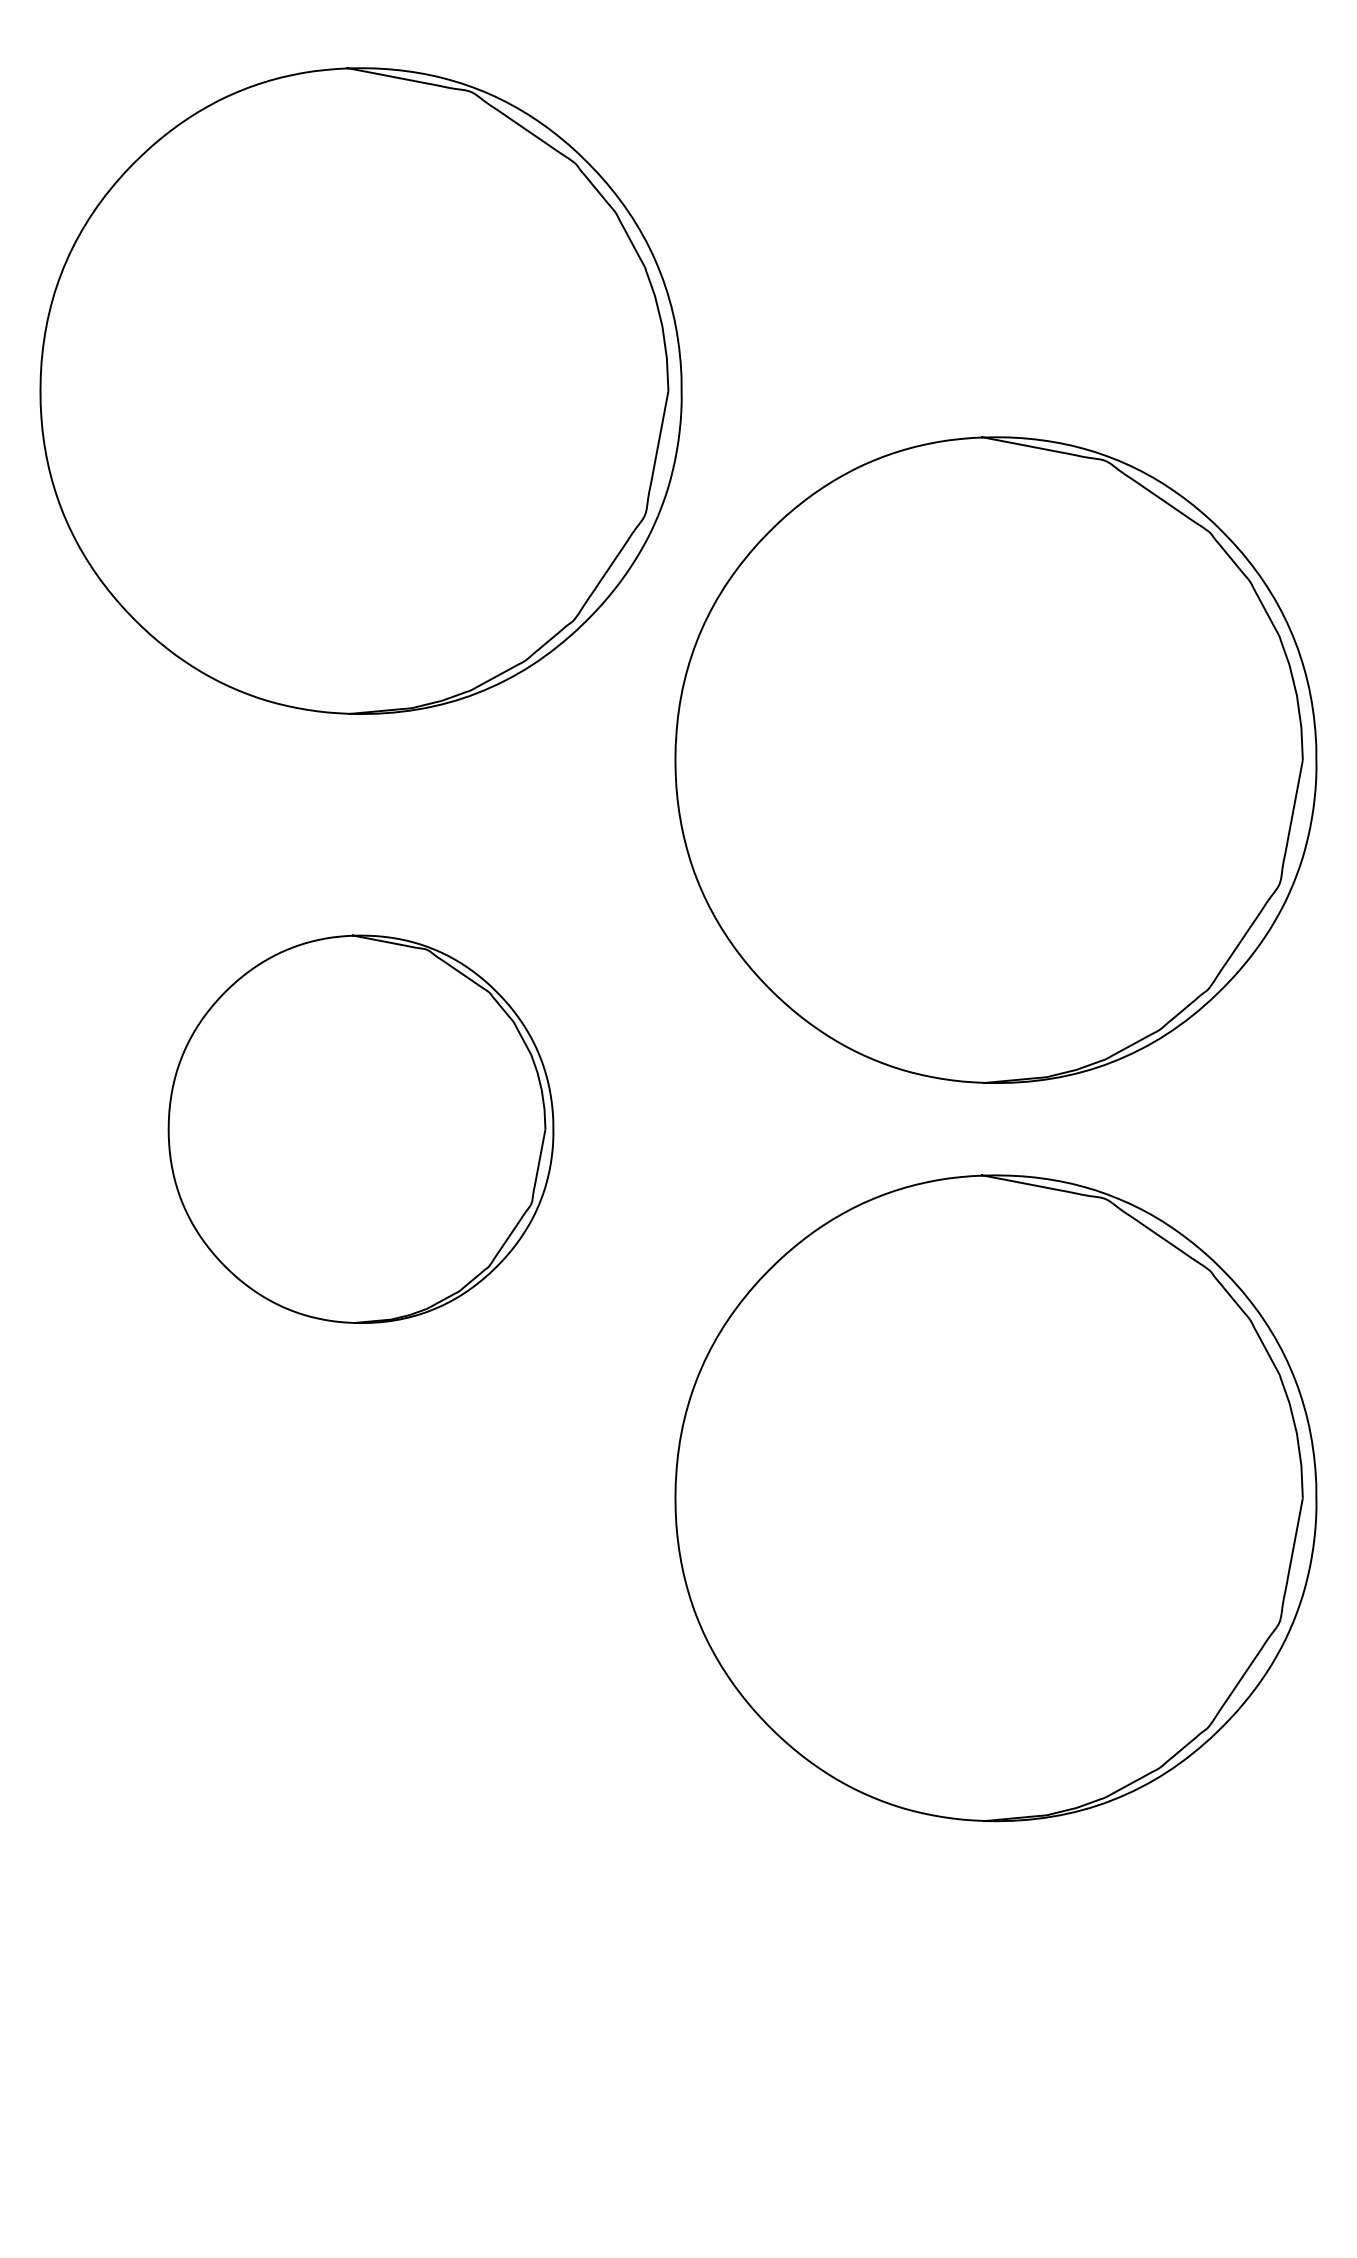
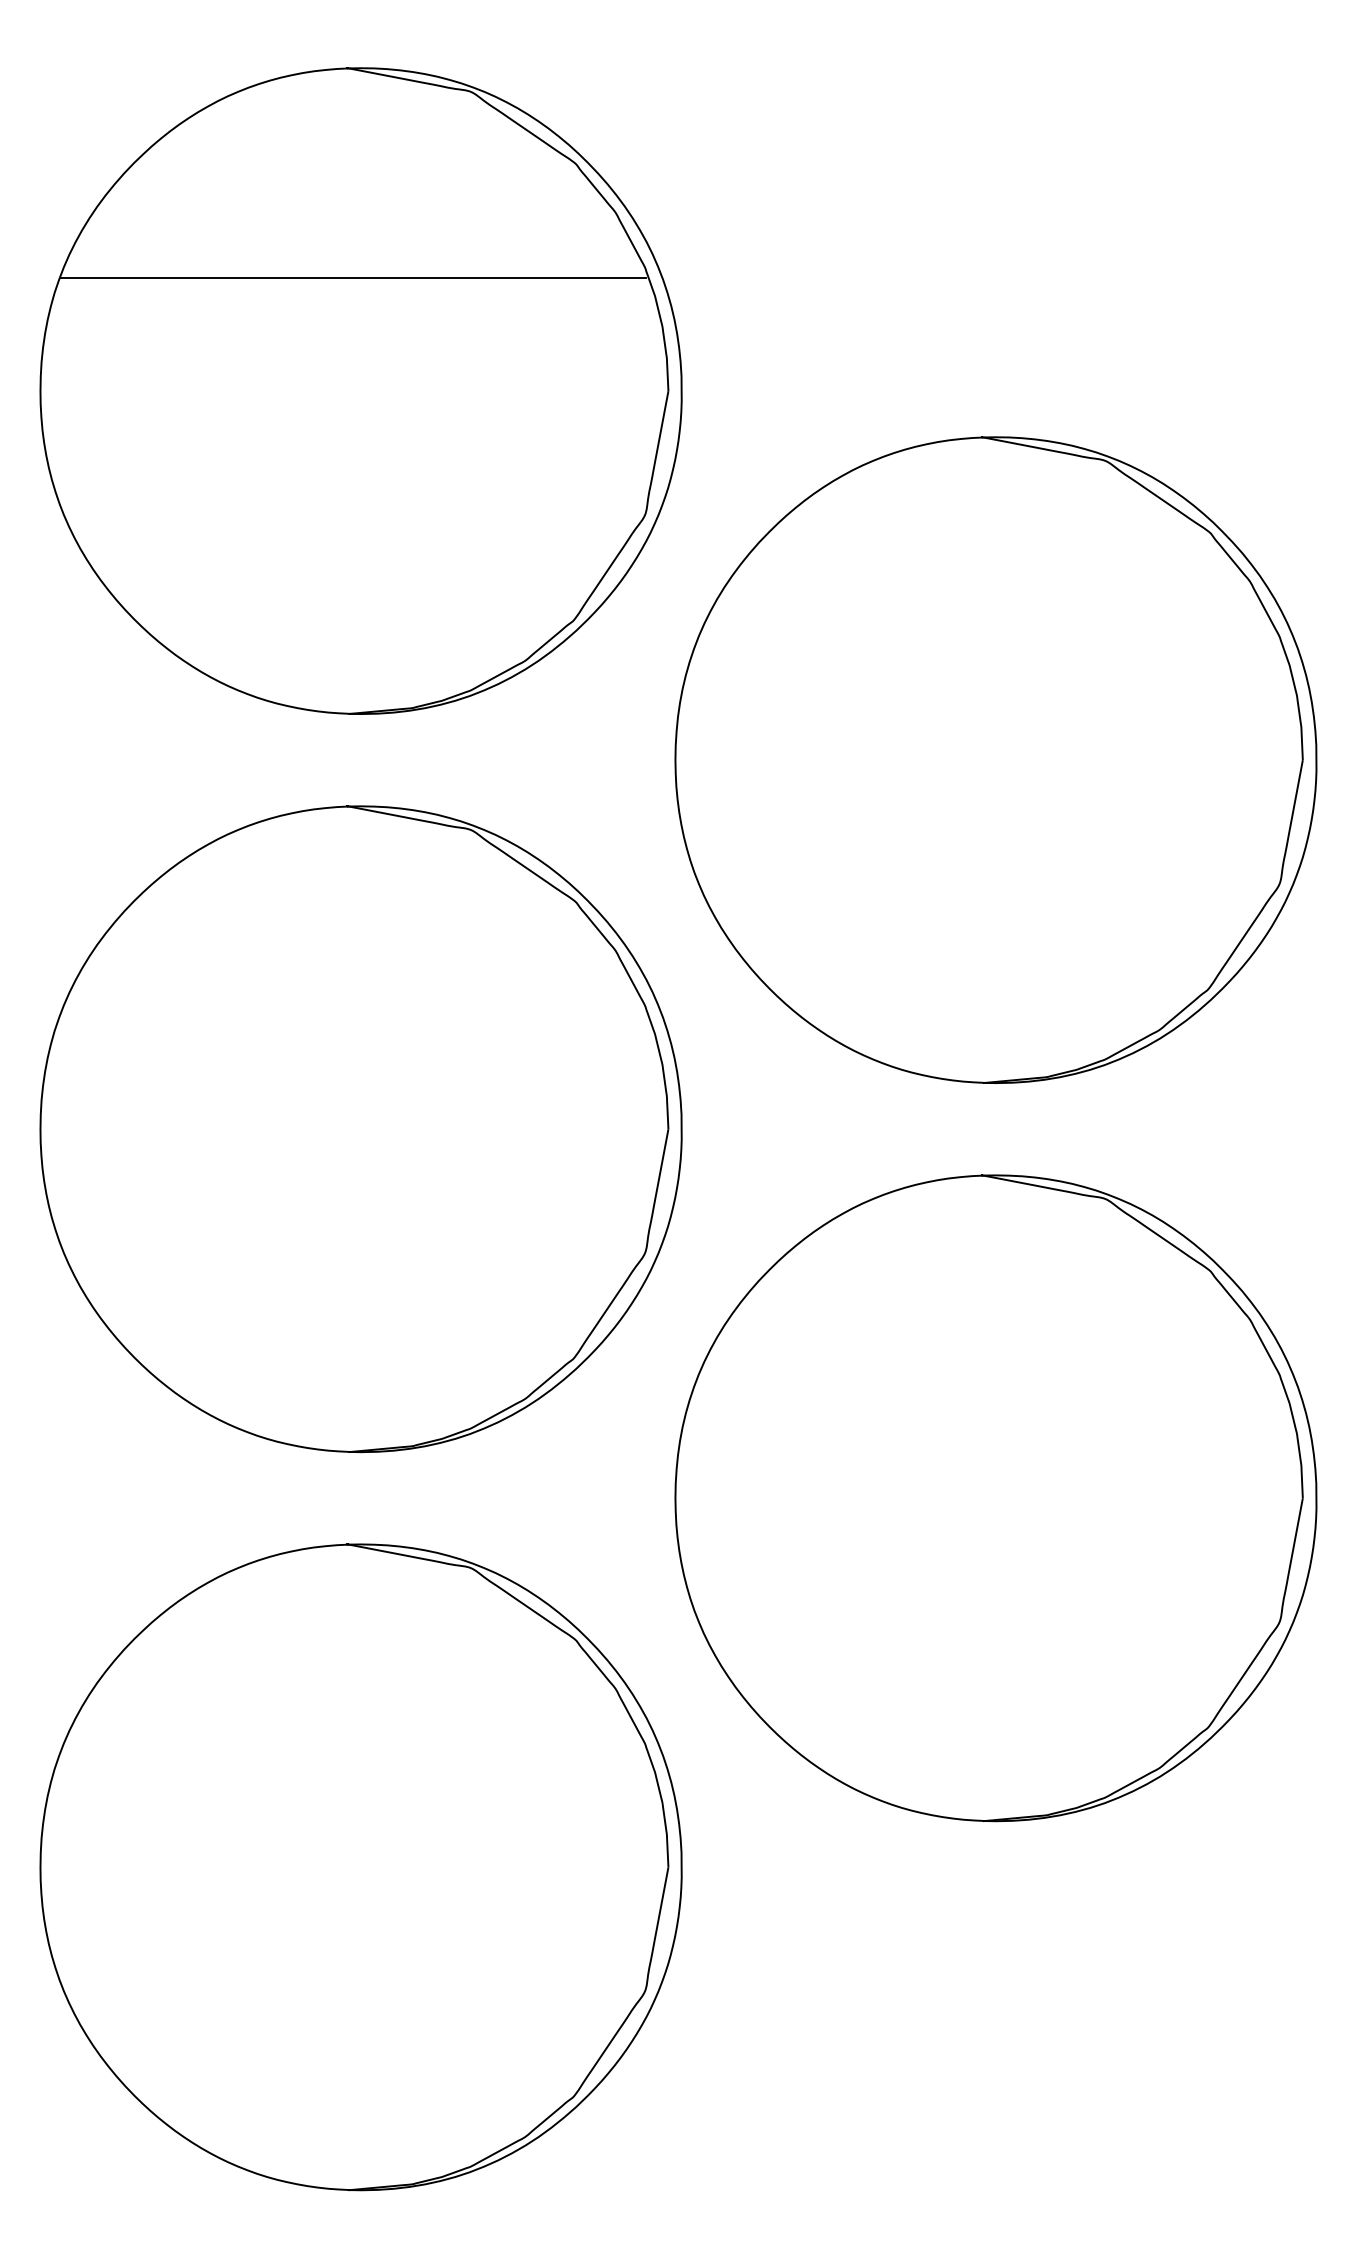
line: none -> present (353, 277)
part size: 388x390 px -> 644x649 px (360, 1129)
part: none -> present (360, 1867)
